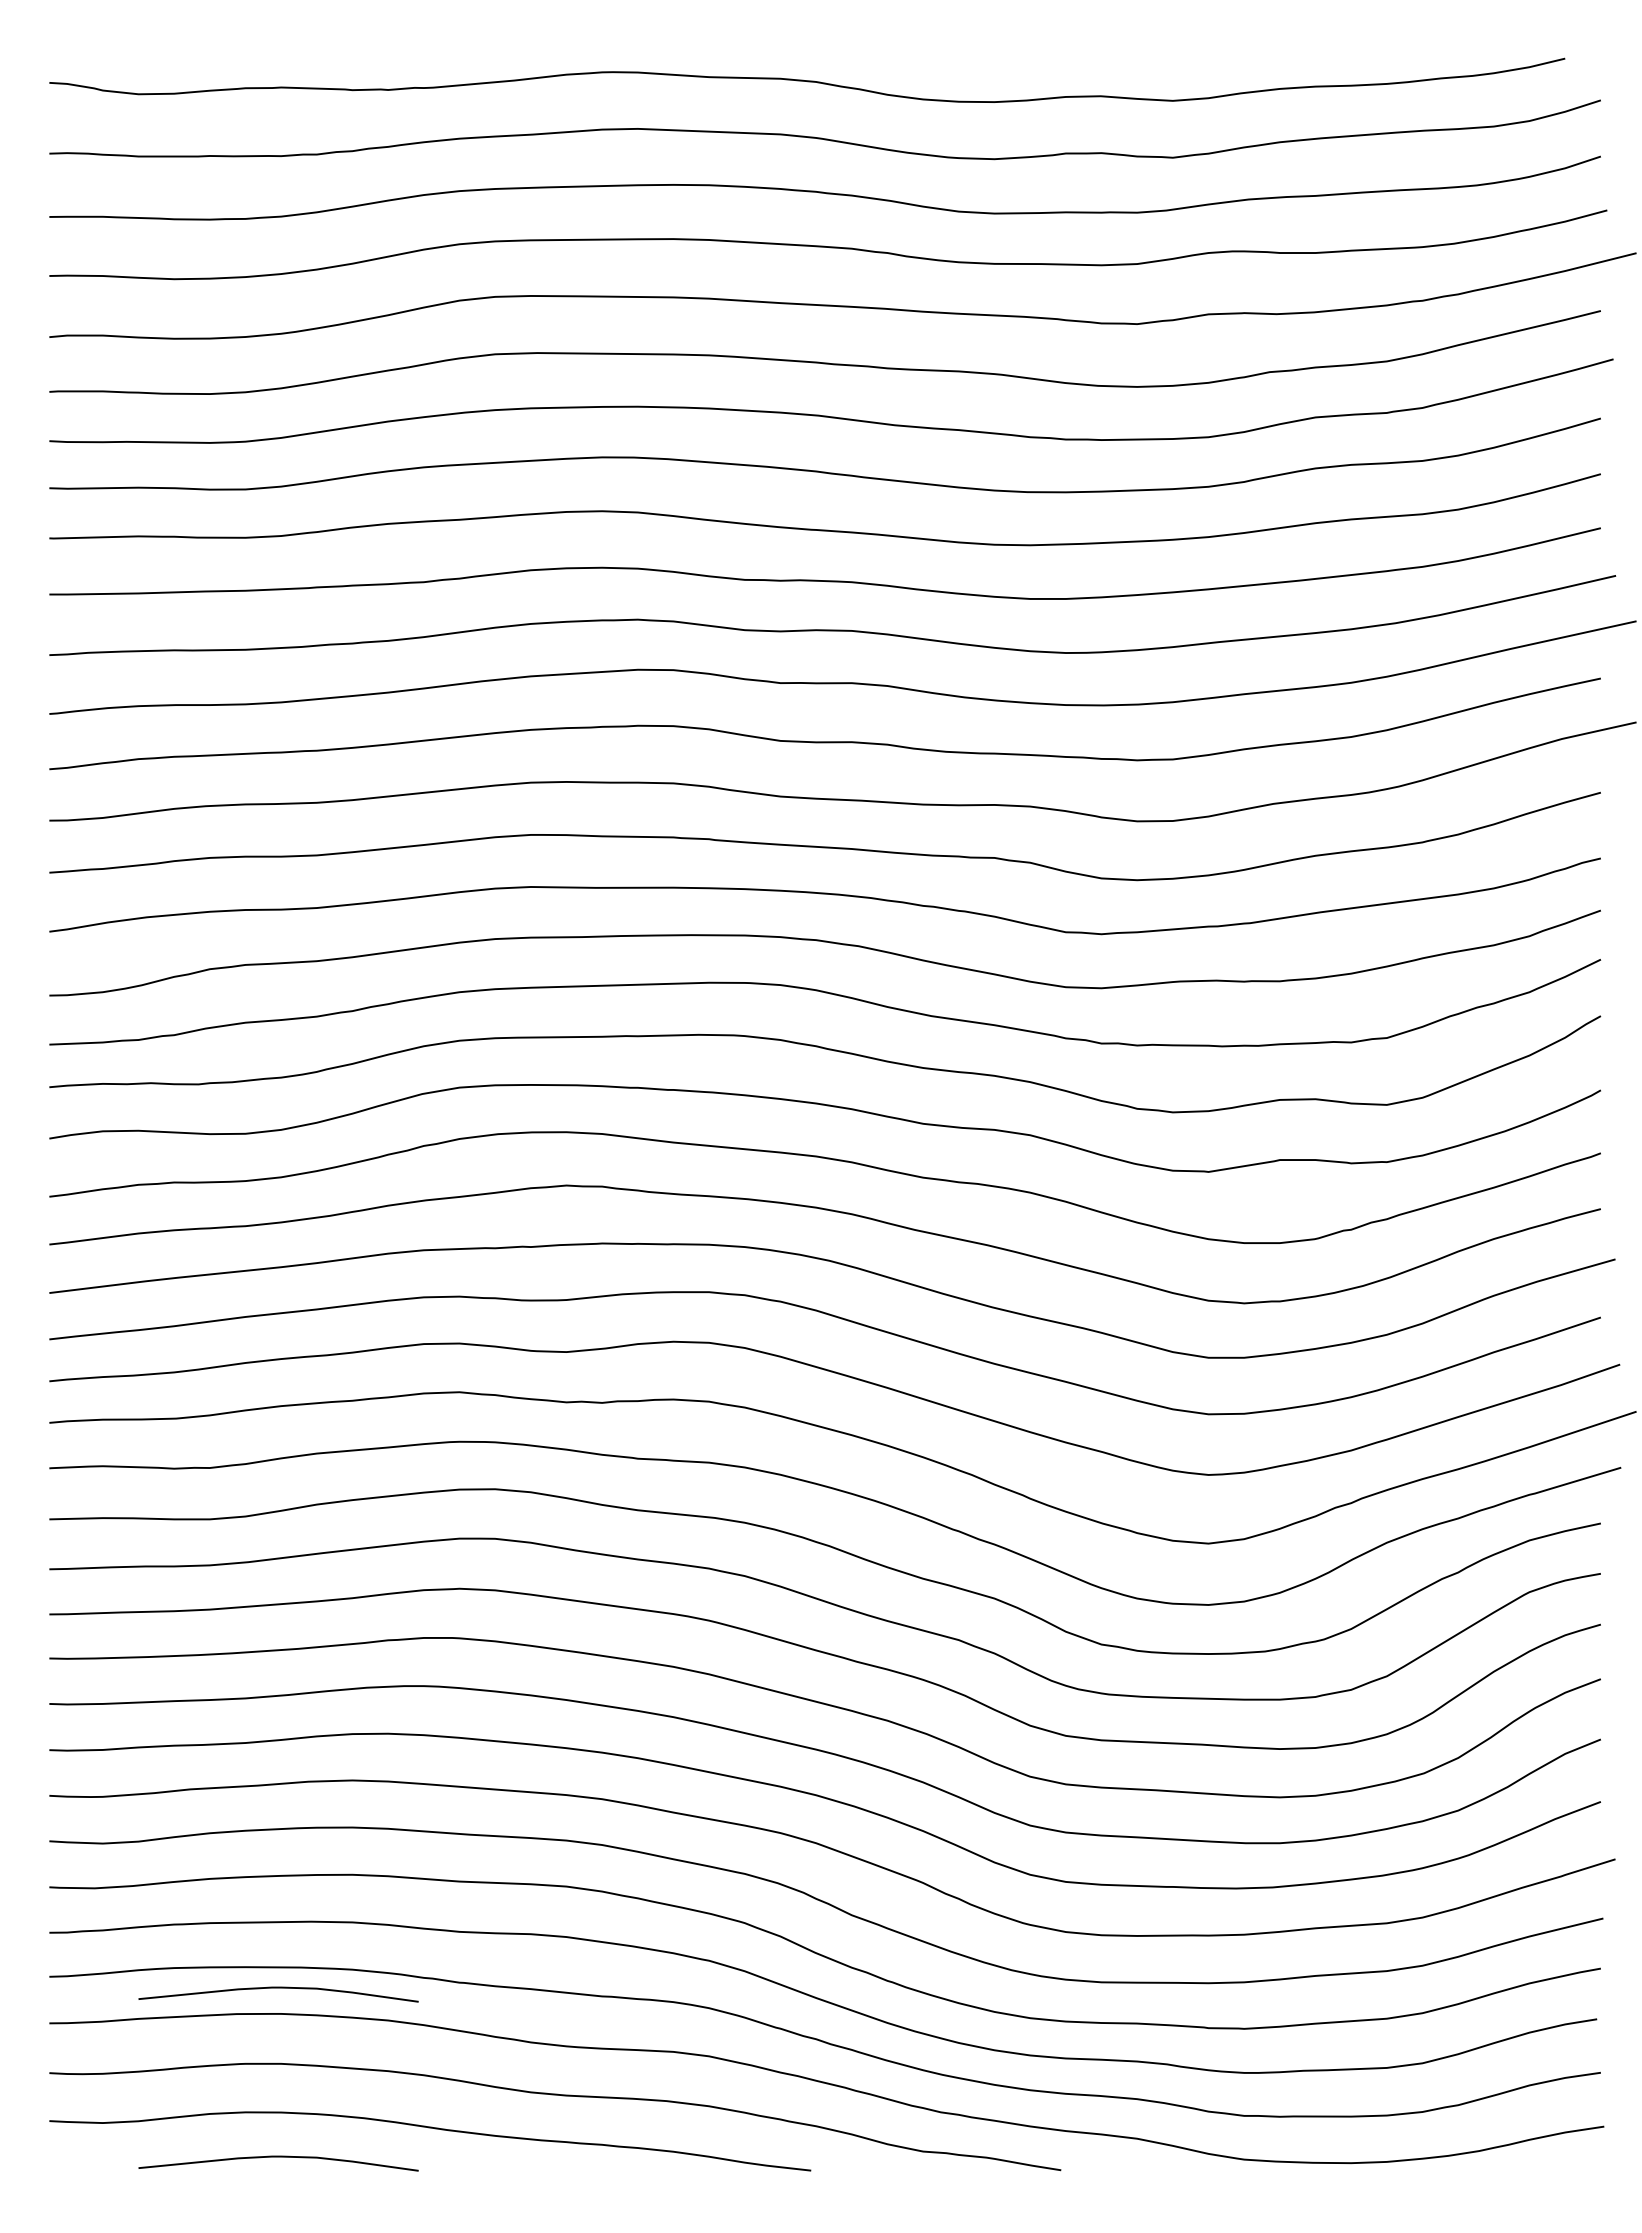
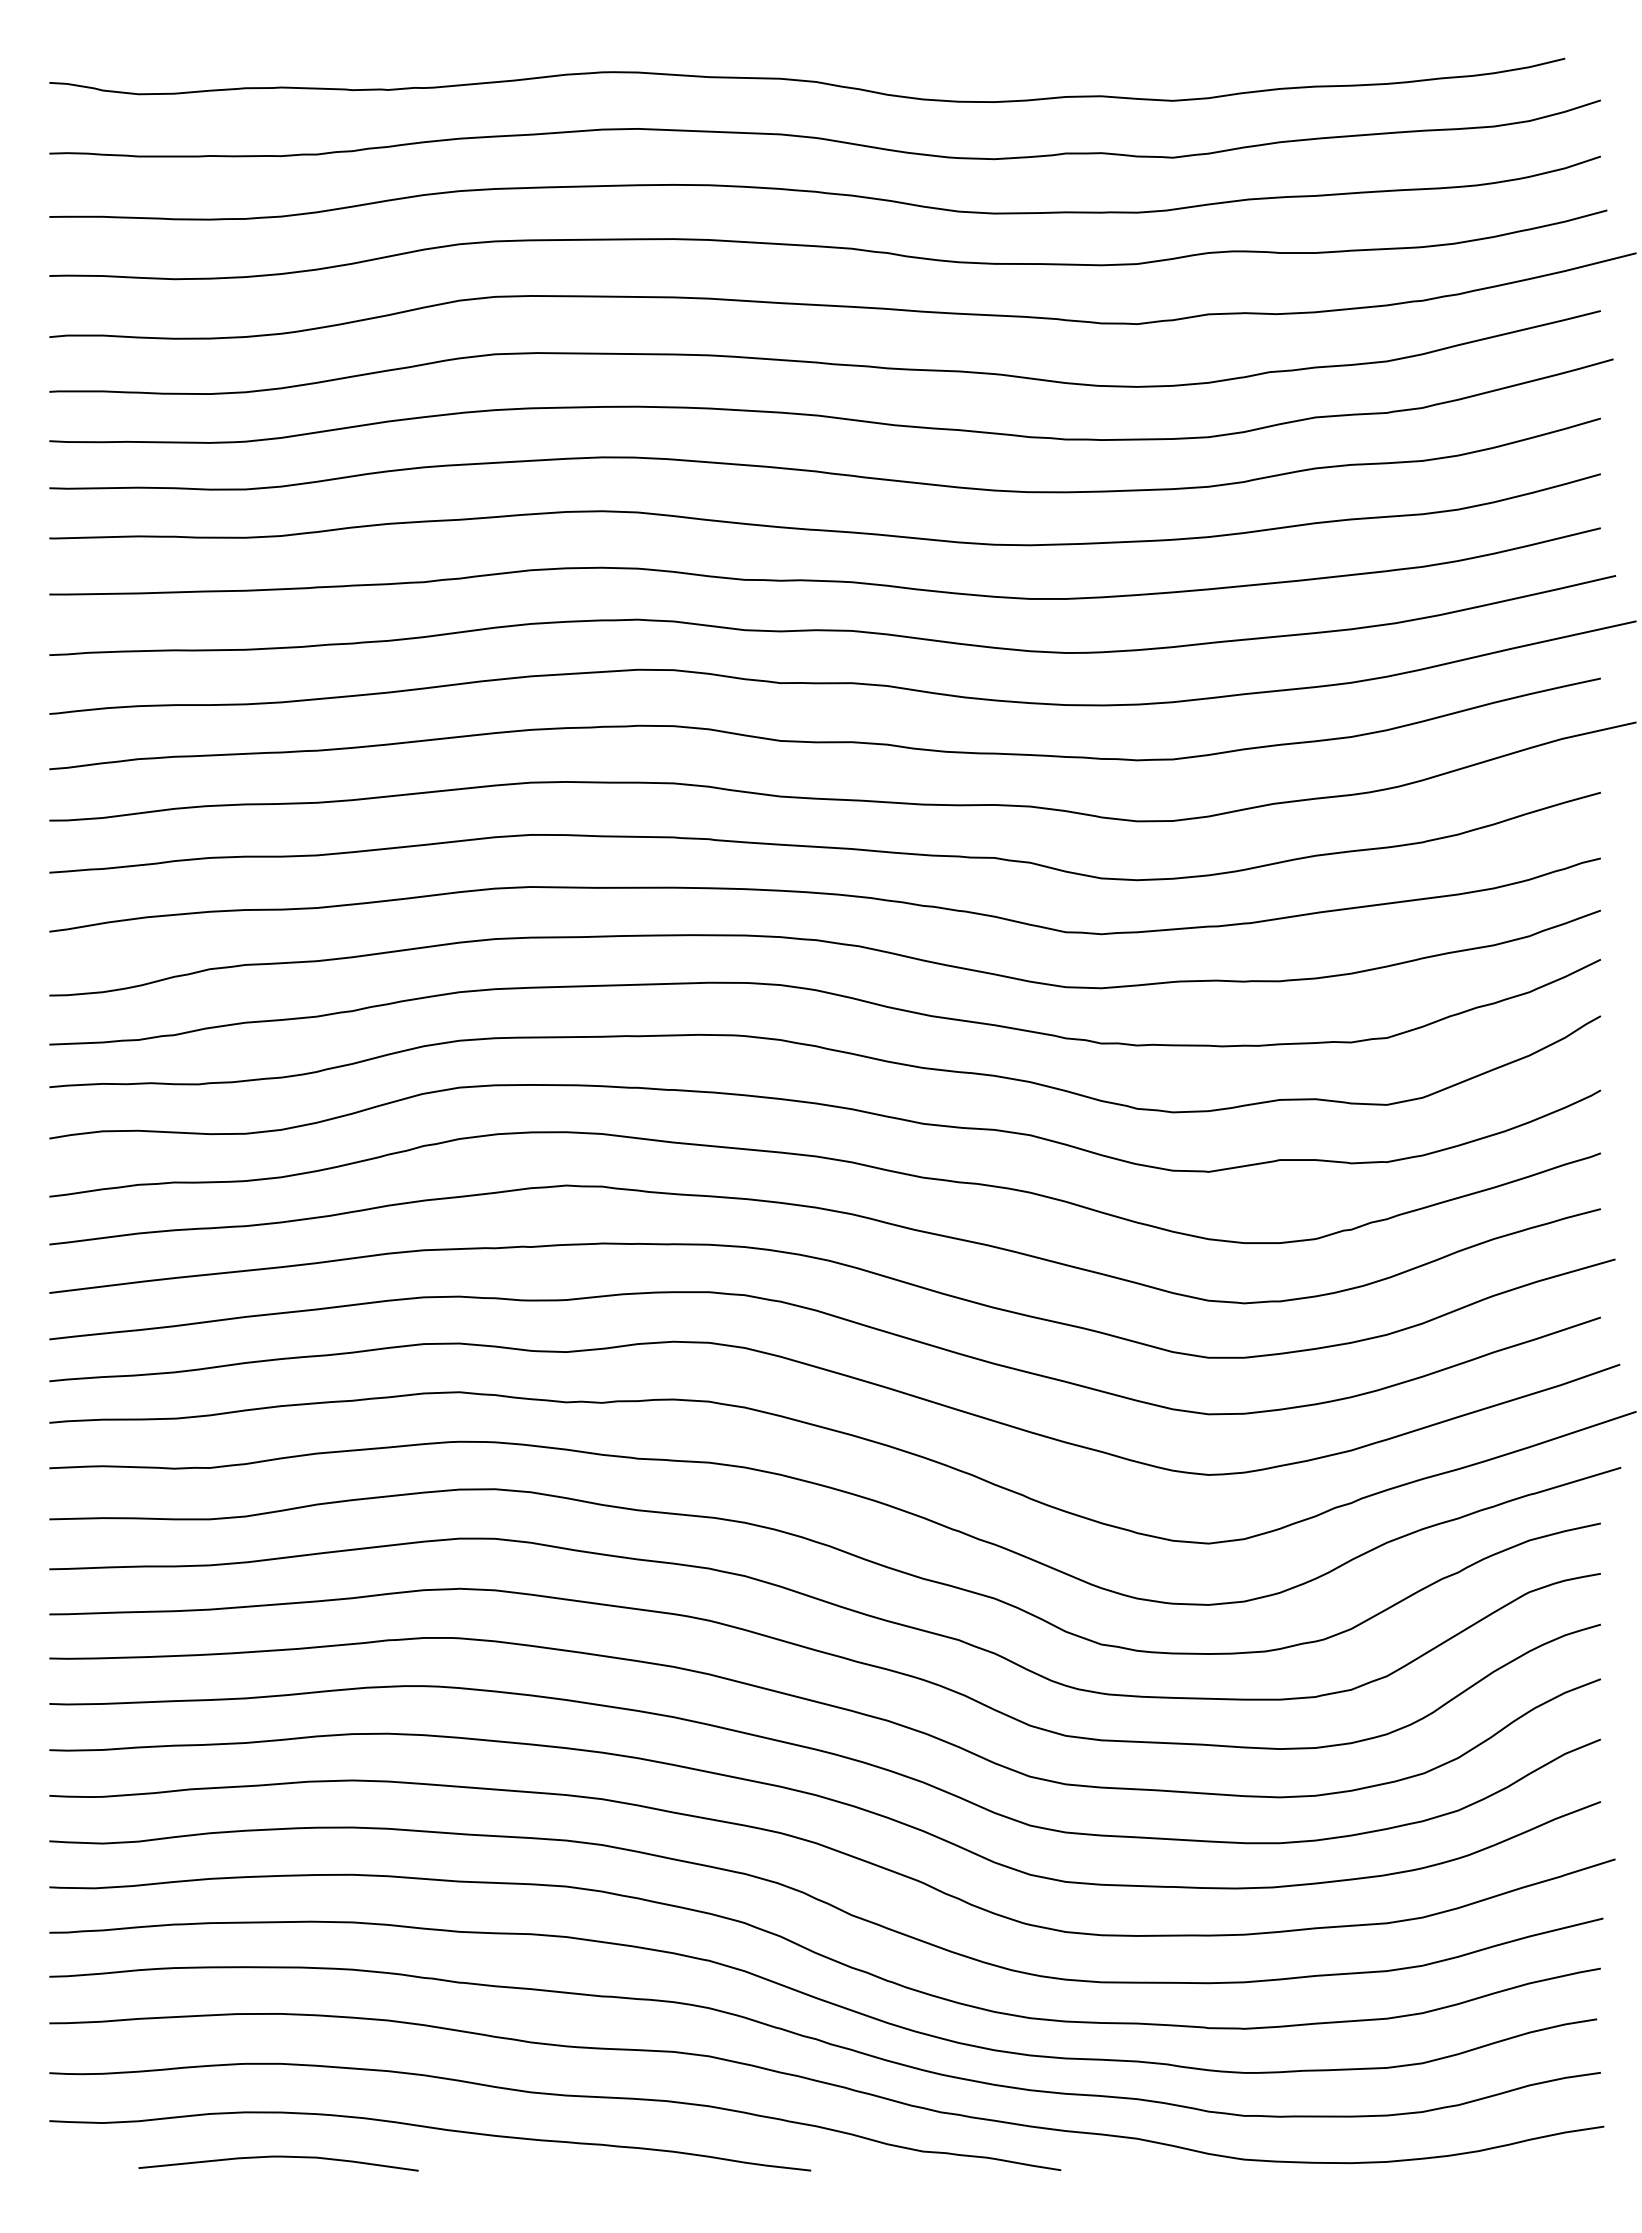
curve: present -> none (278, 1988)
